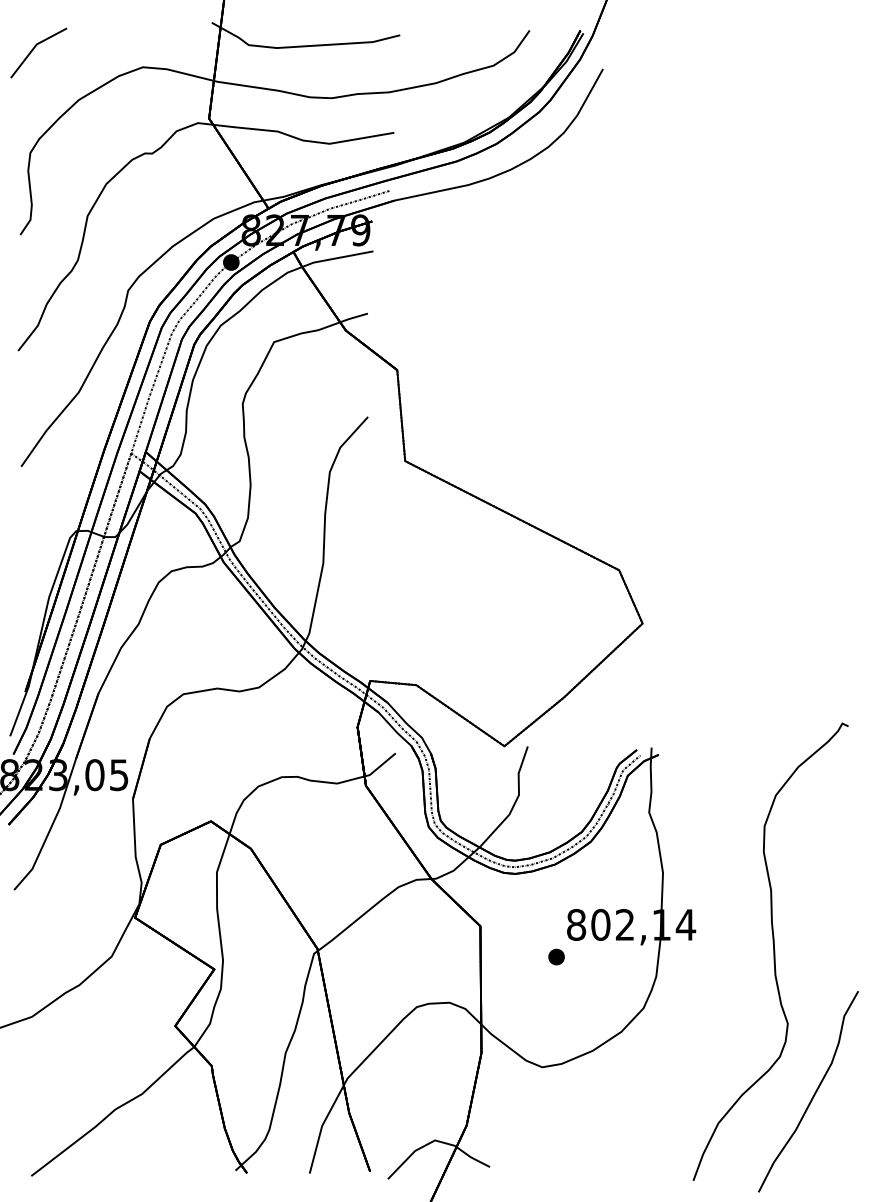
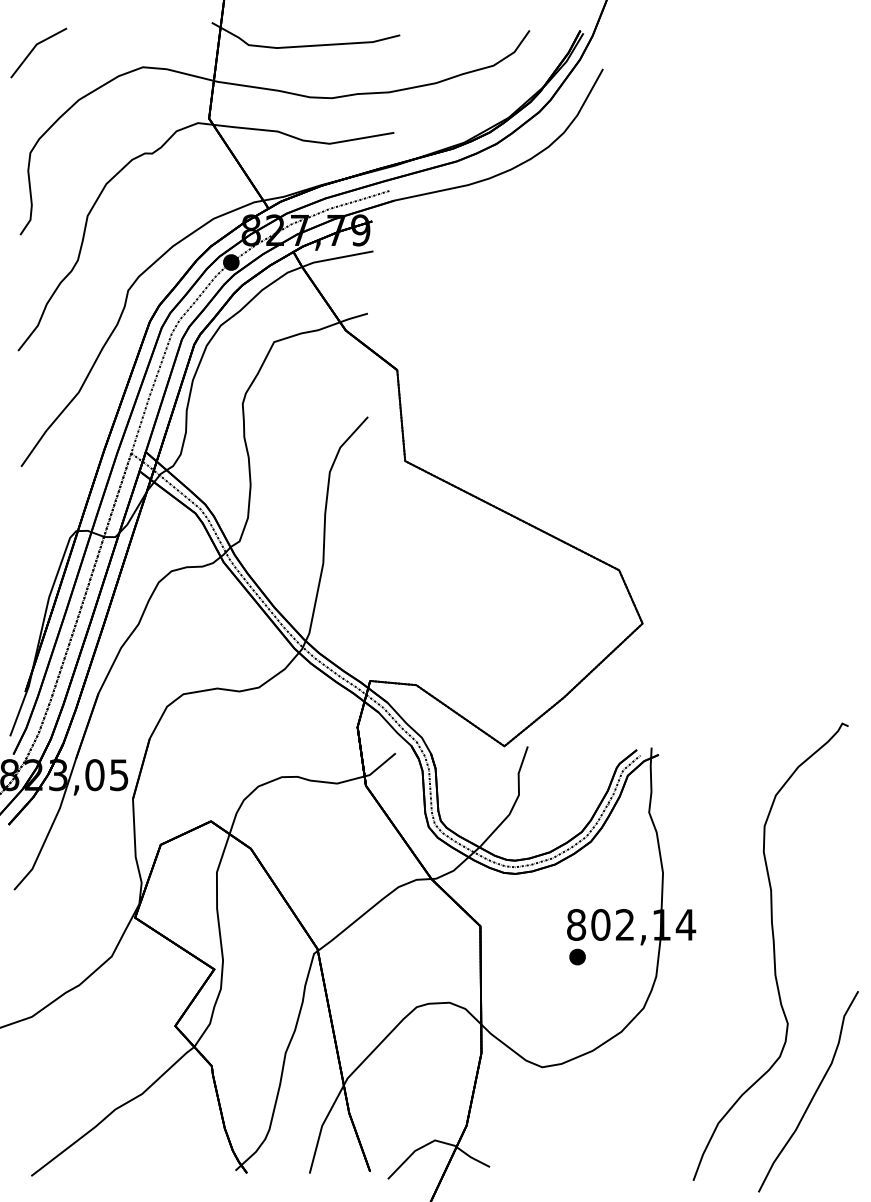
part position: (556, 956) -> (577, 956) (577, 956)
